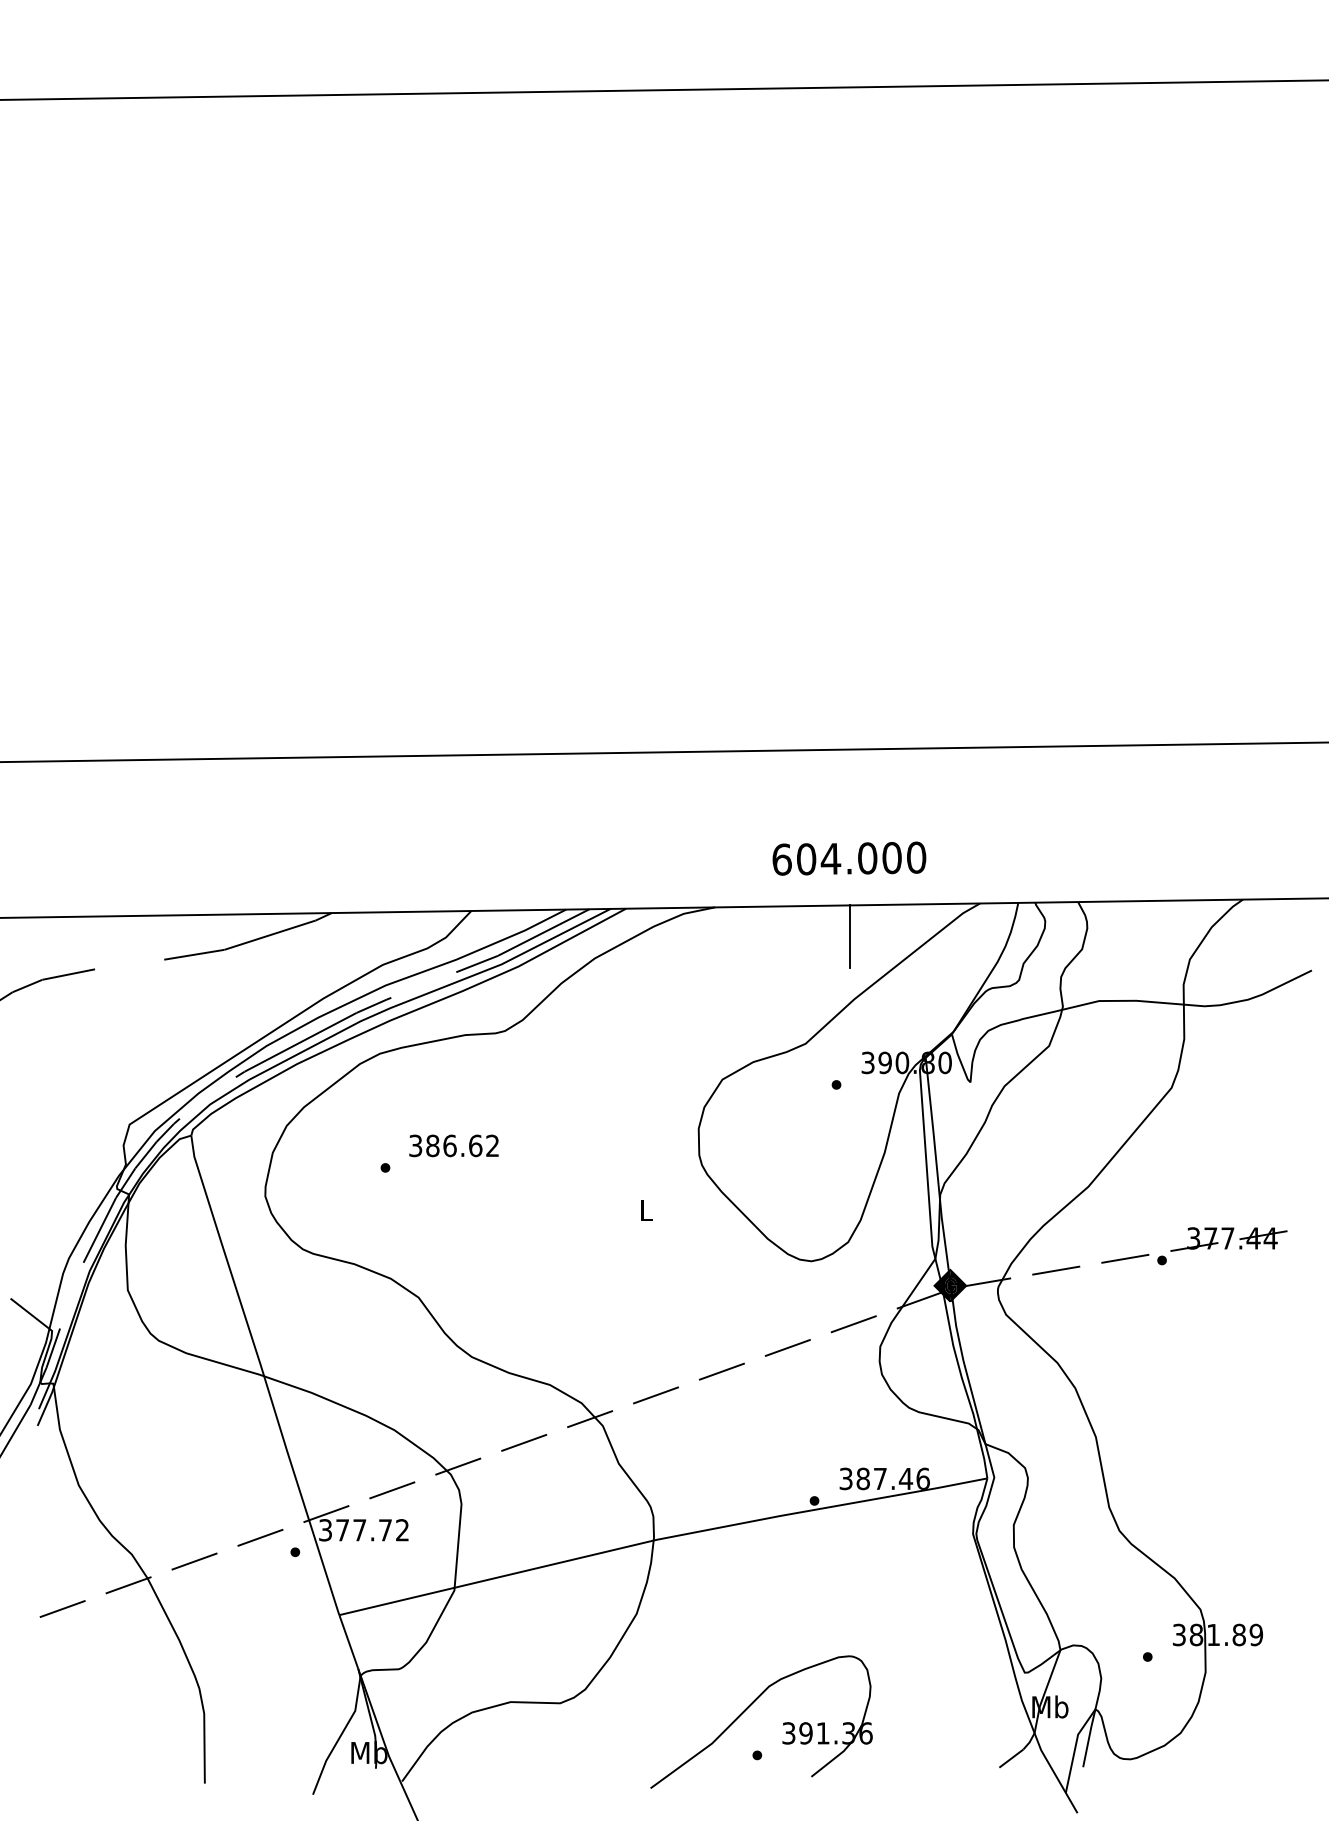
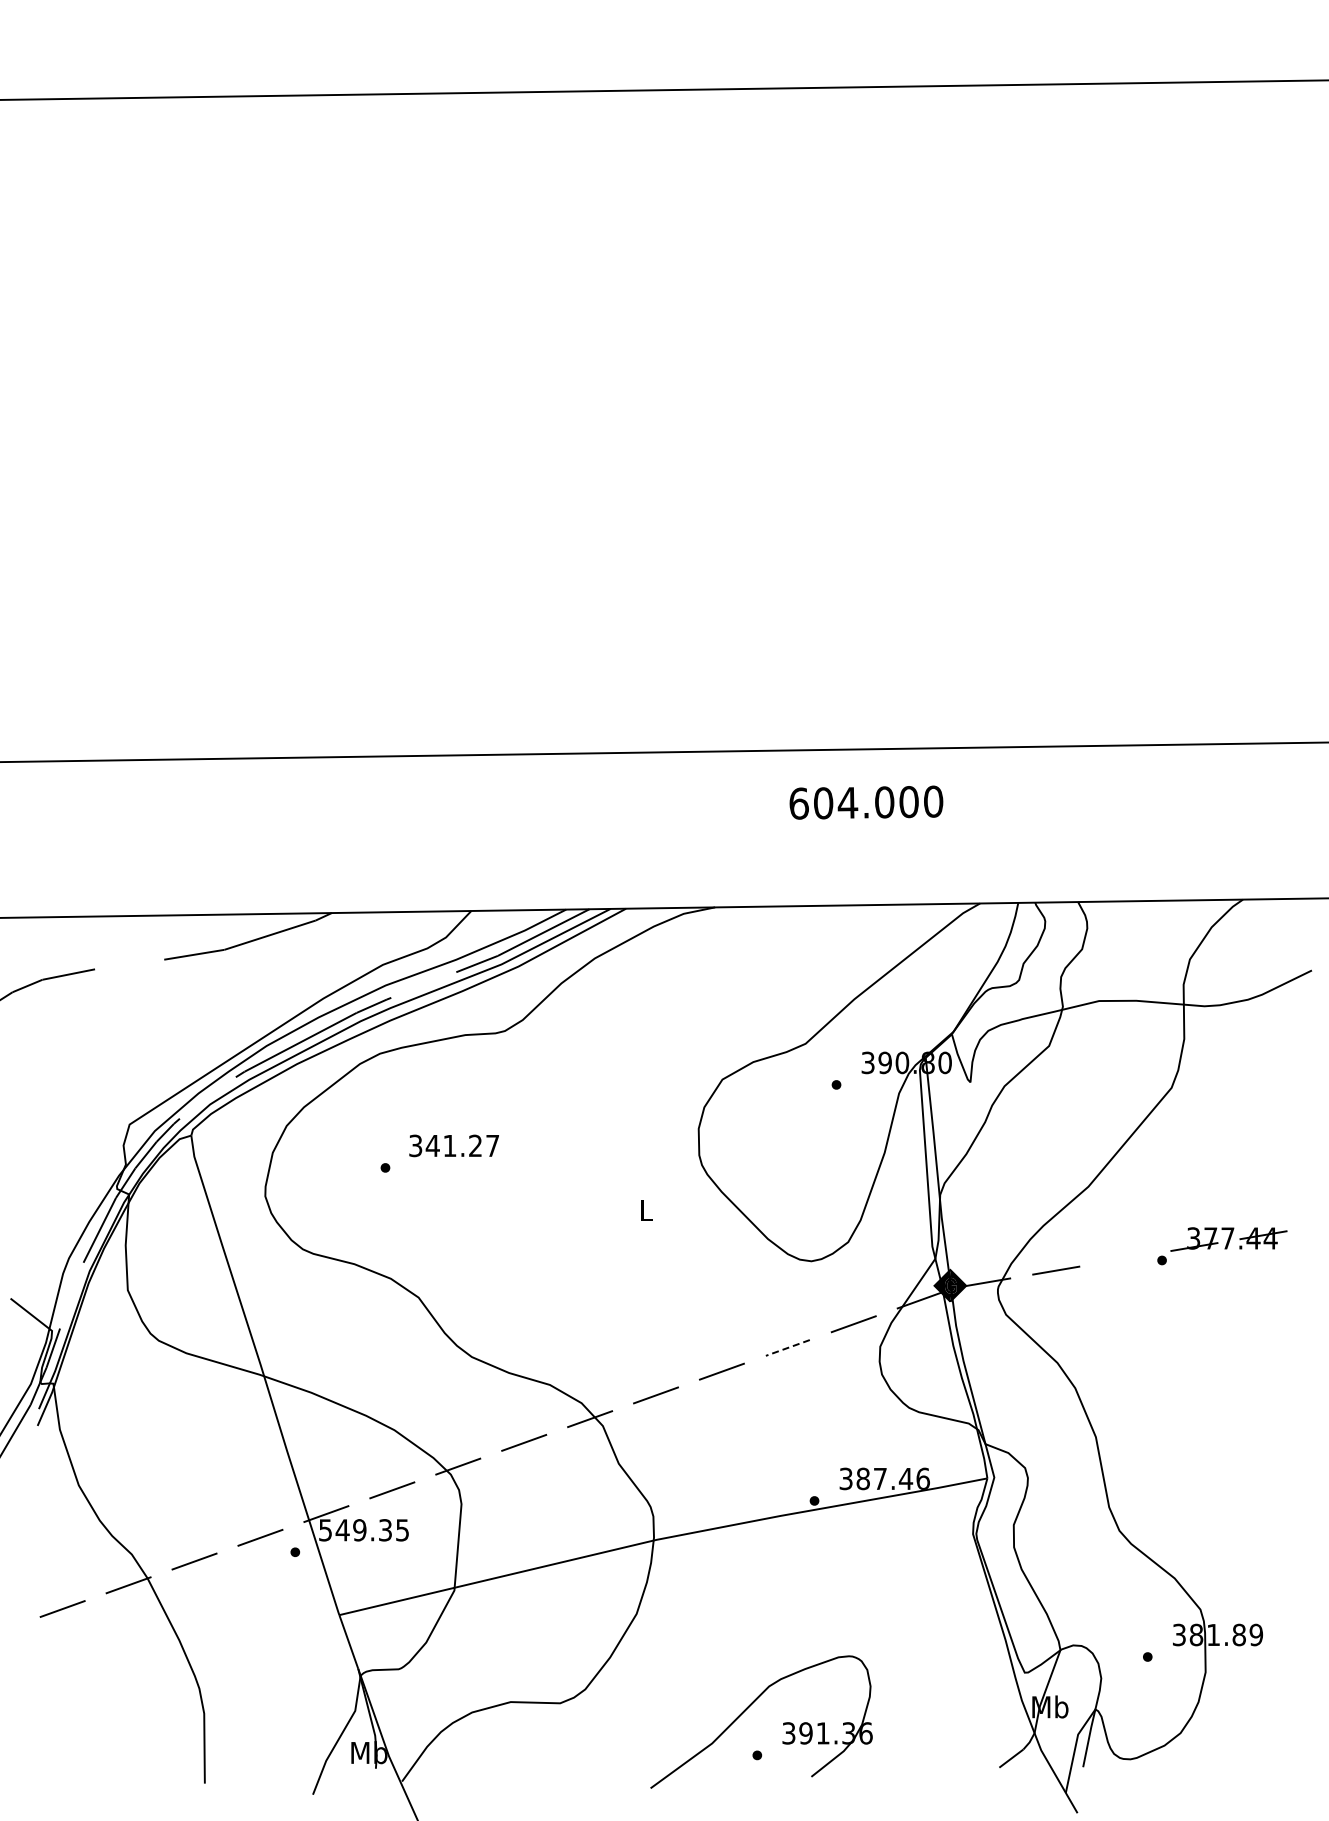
text position: (849, 858) -> (866, 802) (866, 802)
line: present -> none (849, 936)
text: 386.62 -> 341.27 (461, 1145)
line: present -> none (1125, 1258)
line: solid -> dashed (787, 1348)
text: 377.72 -> 549.35 (363, 1530)
